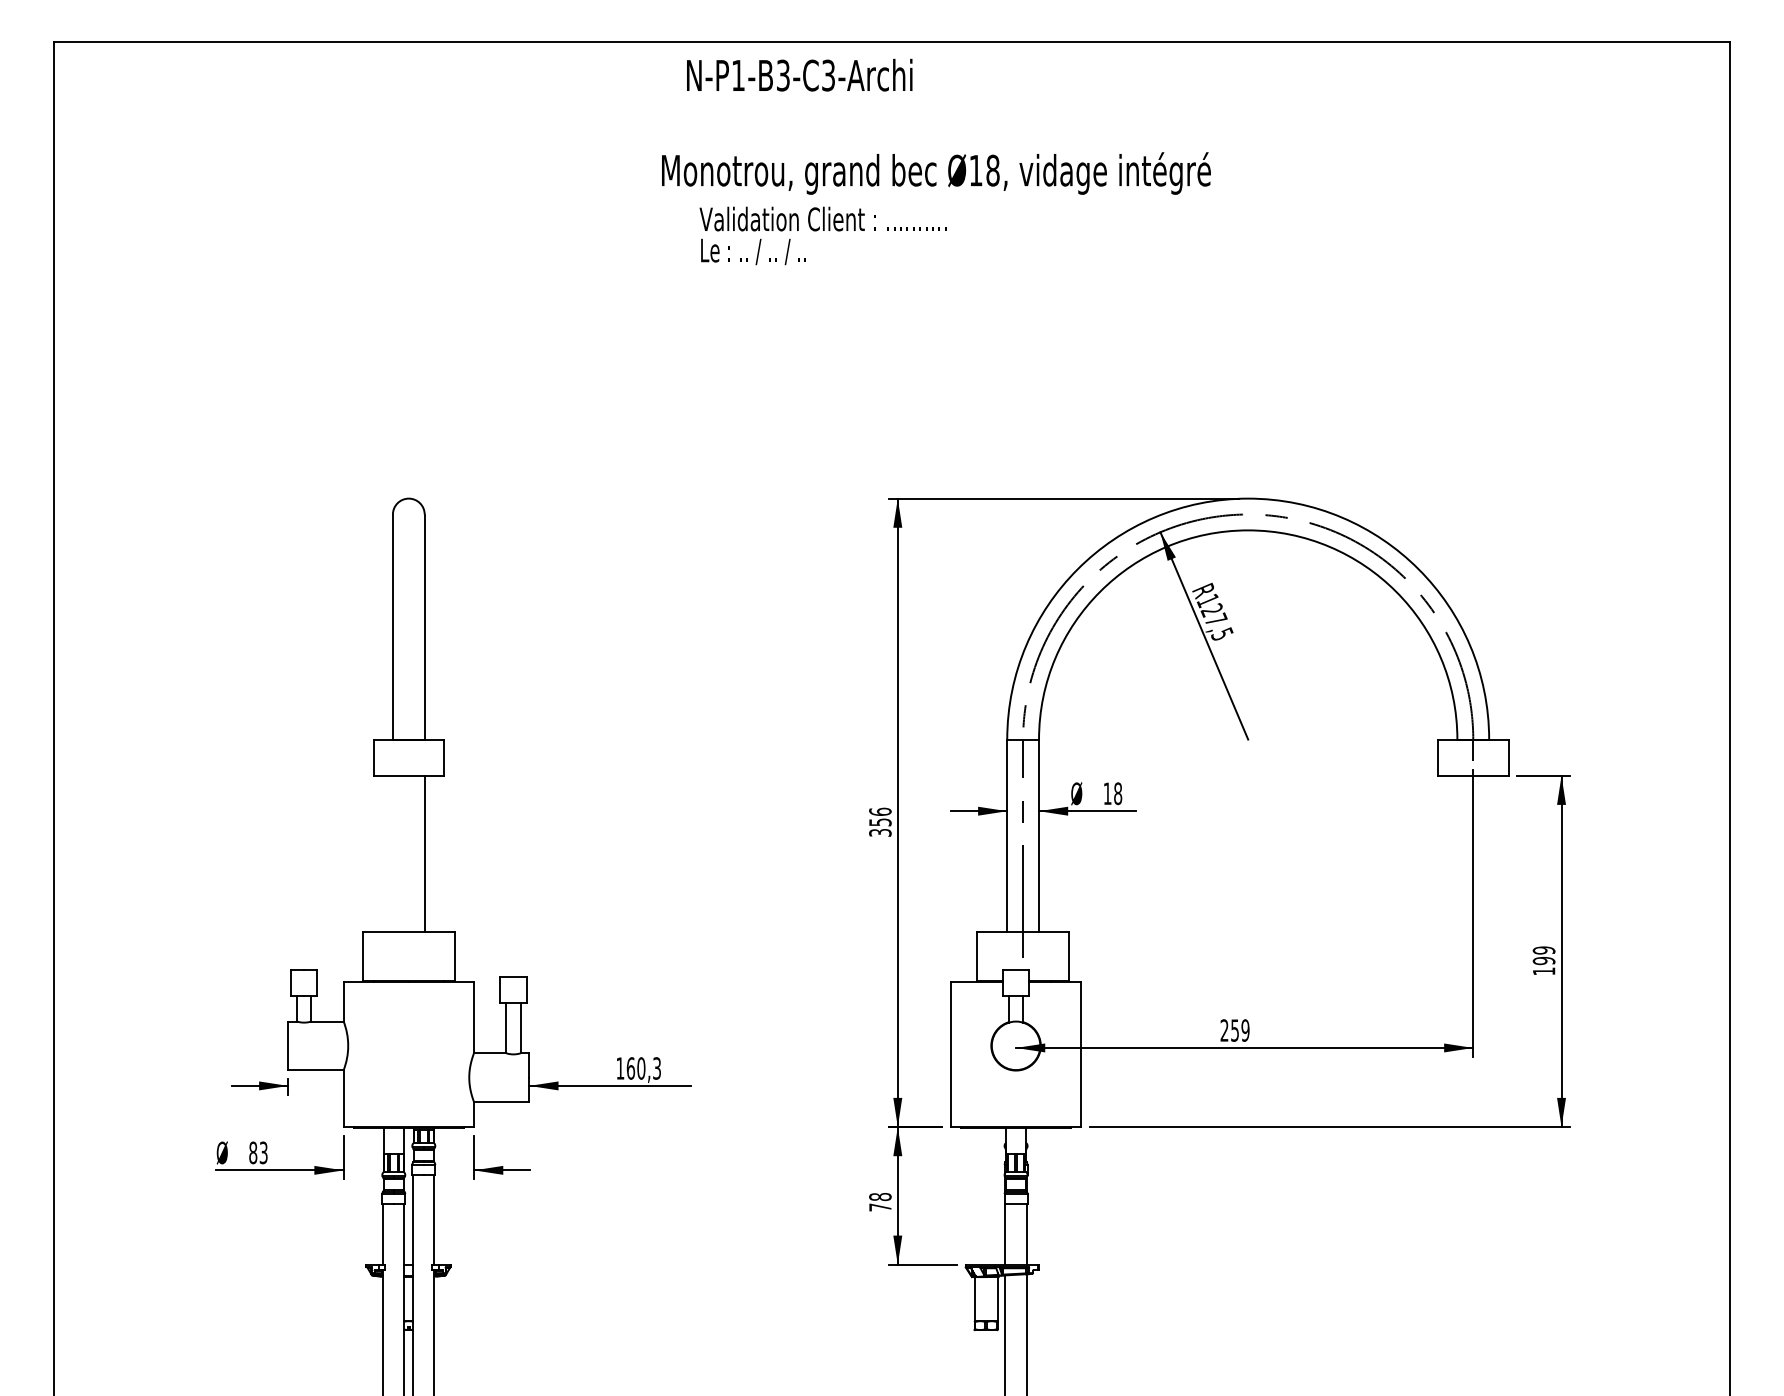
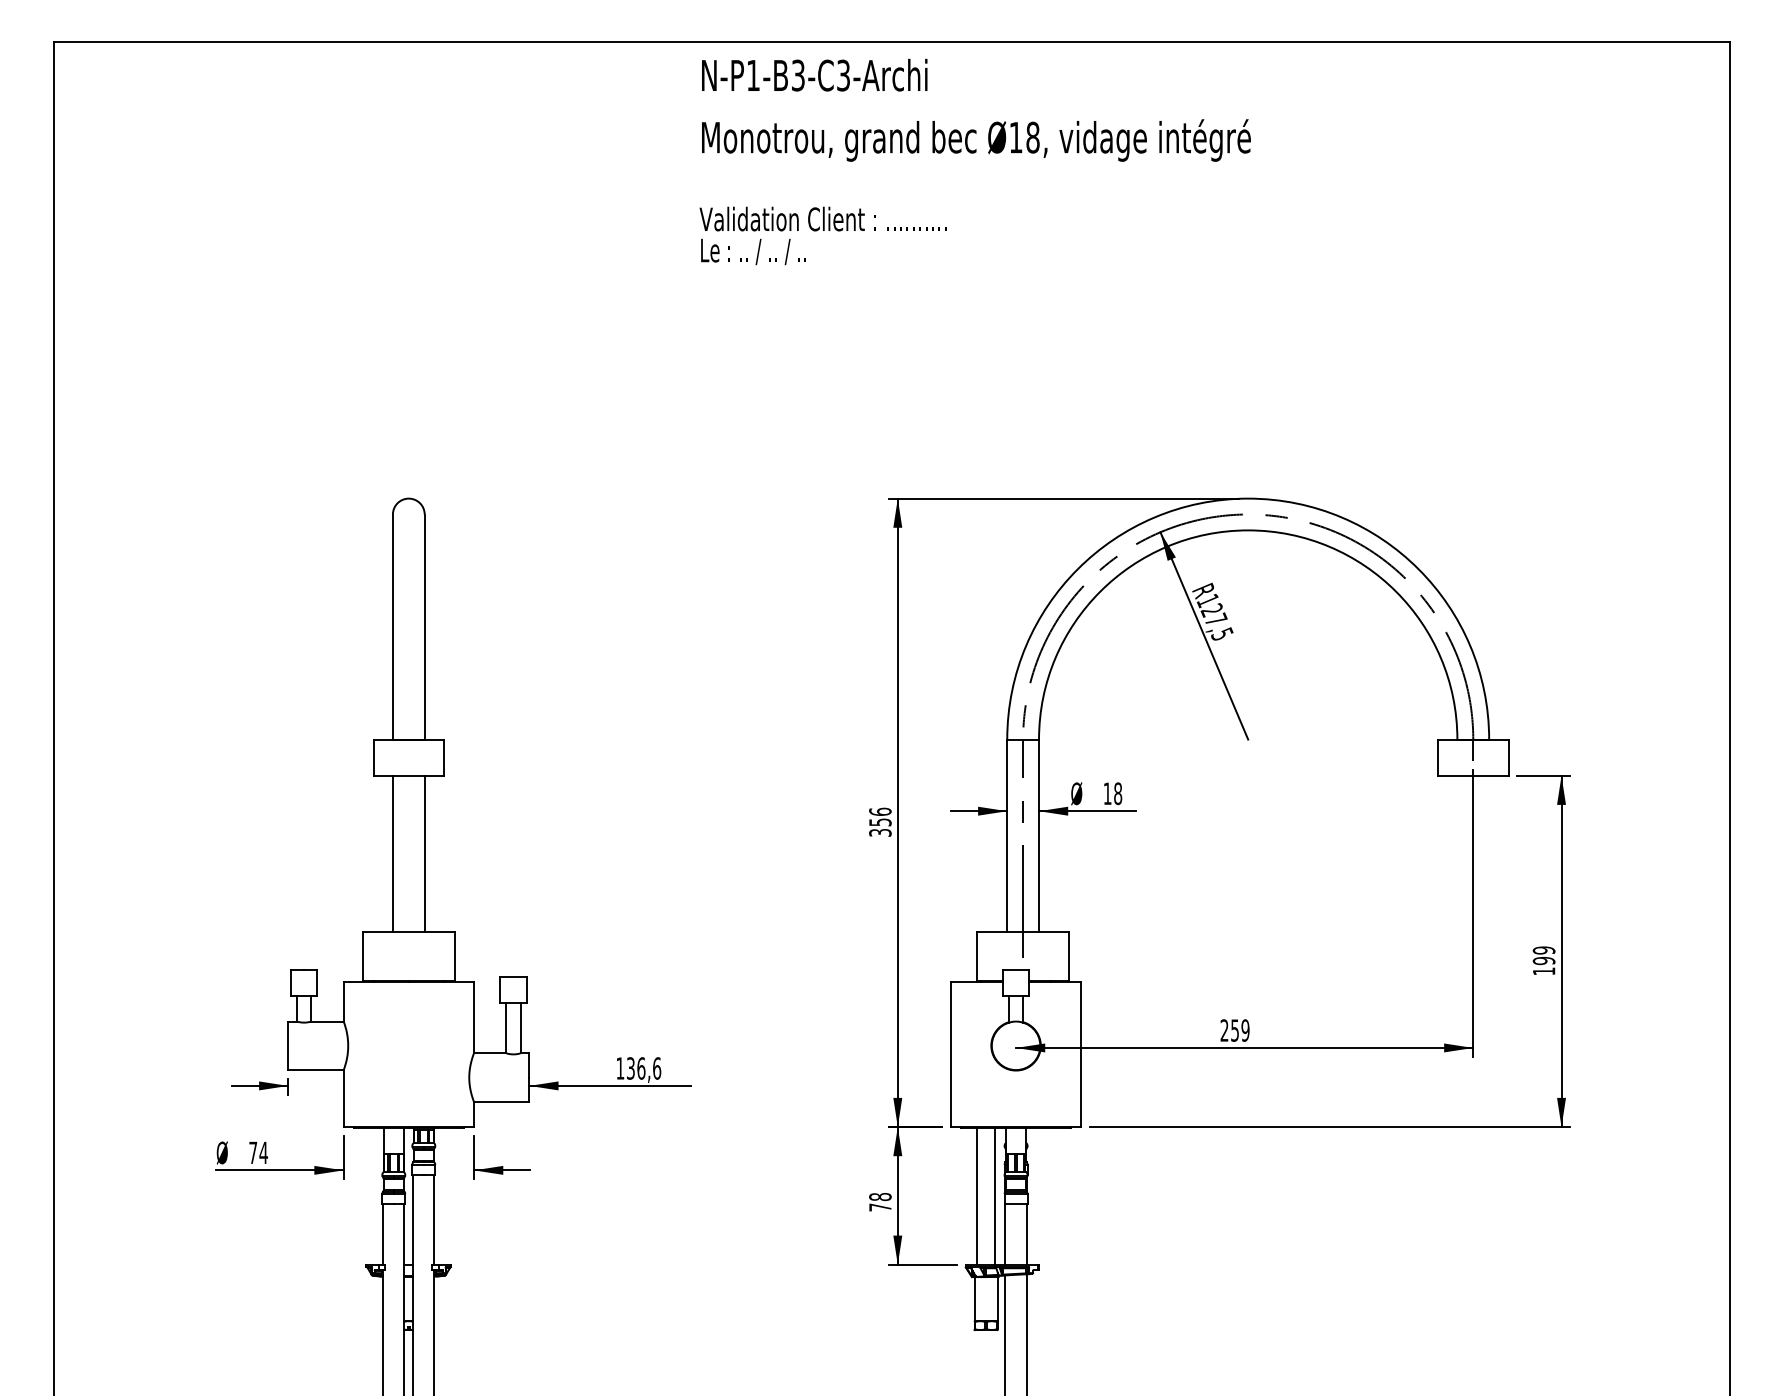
text position: (799, 74) -> (814, 74) (814, 74)
text position: (936, 173) -> (976, 140) (976, 140)
line: none -> present (392, 853)
text: 160,3 -> 136,6 (643, 1068)
text: 83 -> 74 (258, 1152)
line: none -> present (977, 1195)
line: none -> present (994, 1195)
